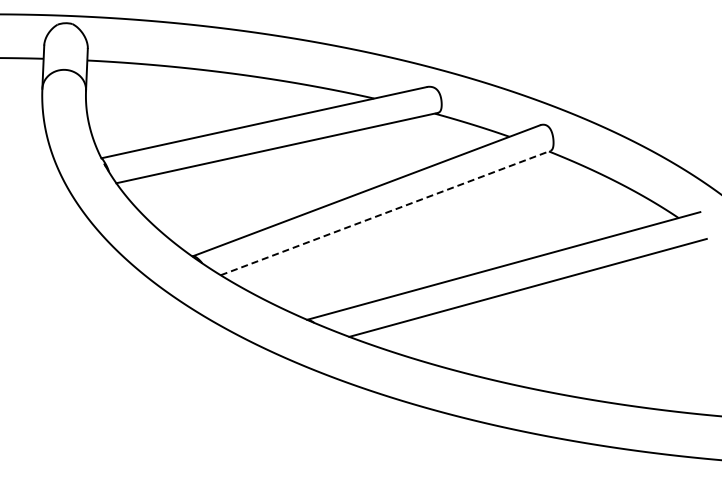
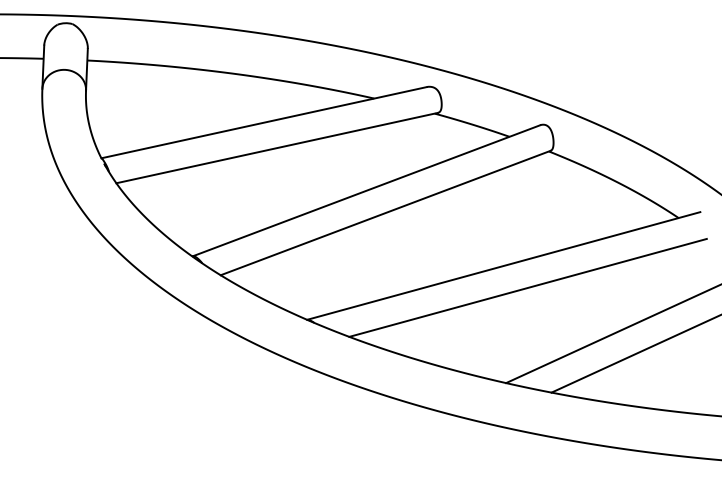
line: dashed -> solid (386, 212)
line: none -> present (612, 334)
line: none -> present (634, 354)
